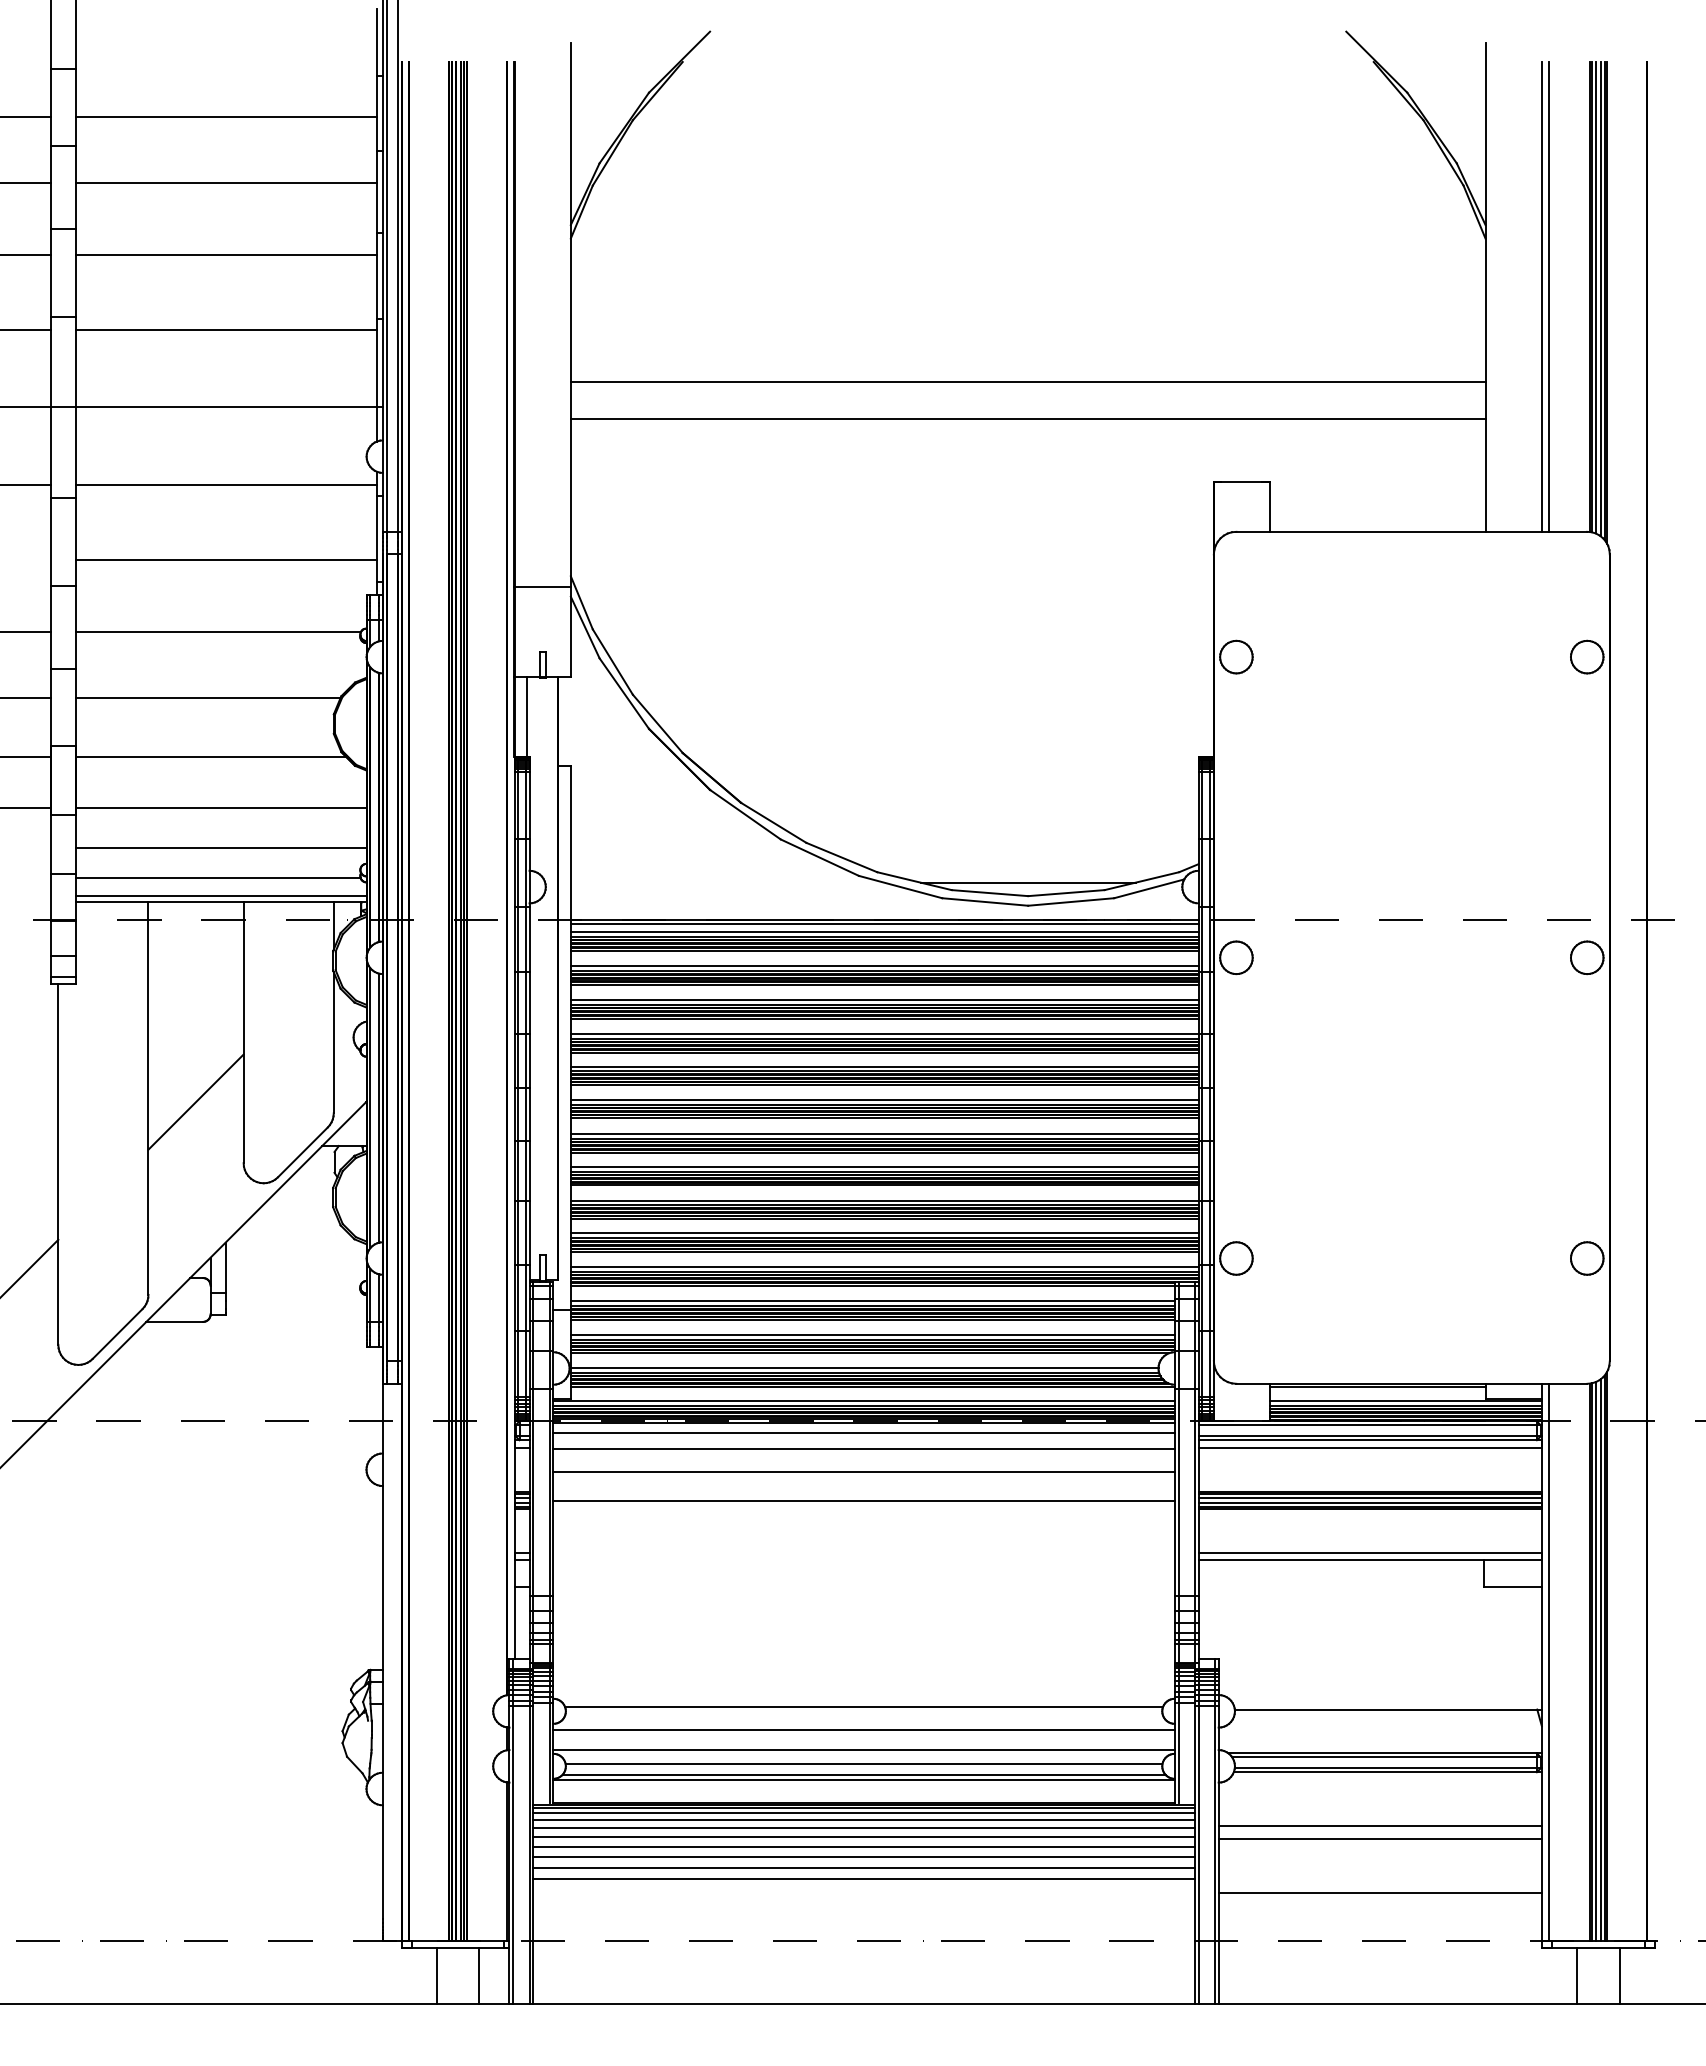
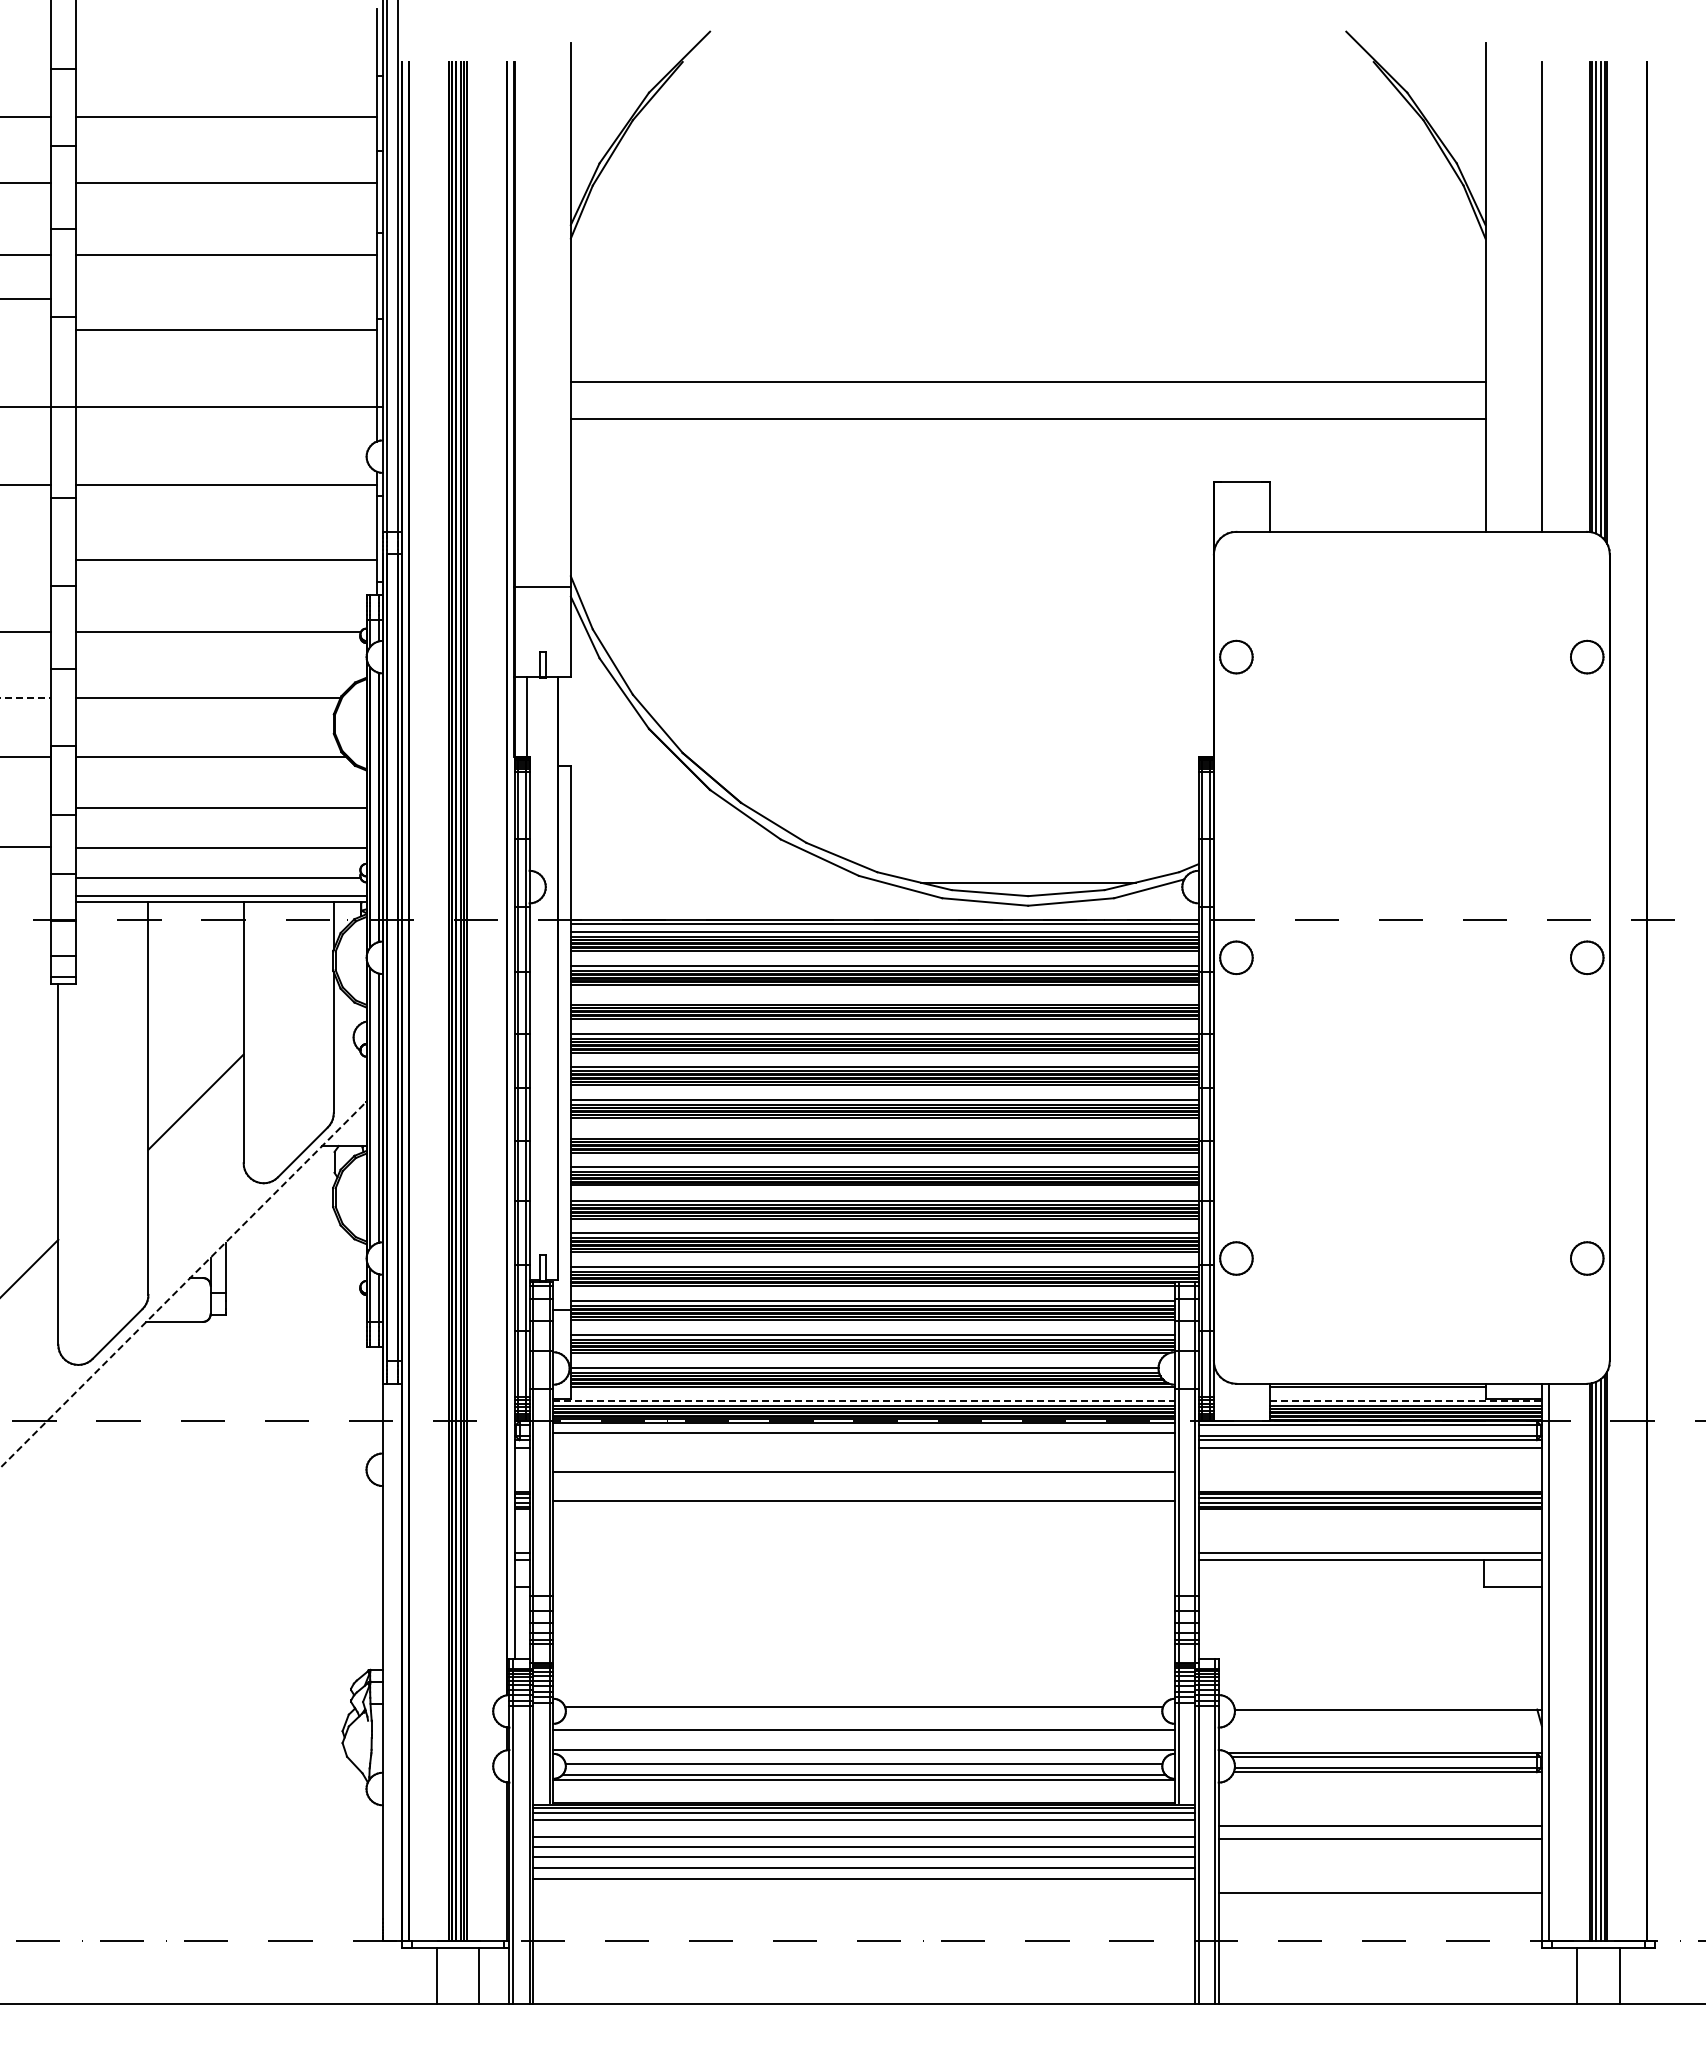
line: present -> none (1549, 296)
line position: (26, 330) -> (26, 299) (26, 299)
line: solid -> dashed (26, 698)
line position: (26, 807) -> (26, 846) (26, 846)
line: present -> none (884, 999)
line: present -> none (884, 1134)
line: solid -> dashed (183, 1284)
line: solid -> dashed (864, 1400)
line: solid -> dashed (1405, 1400)
line: present -> none (863, 1449)
line: present -> none (863, 1828)
